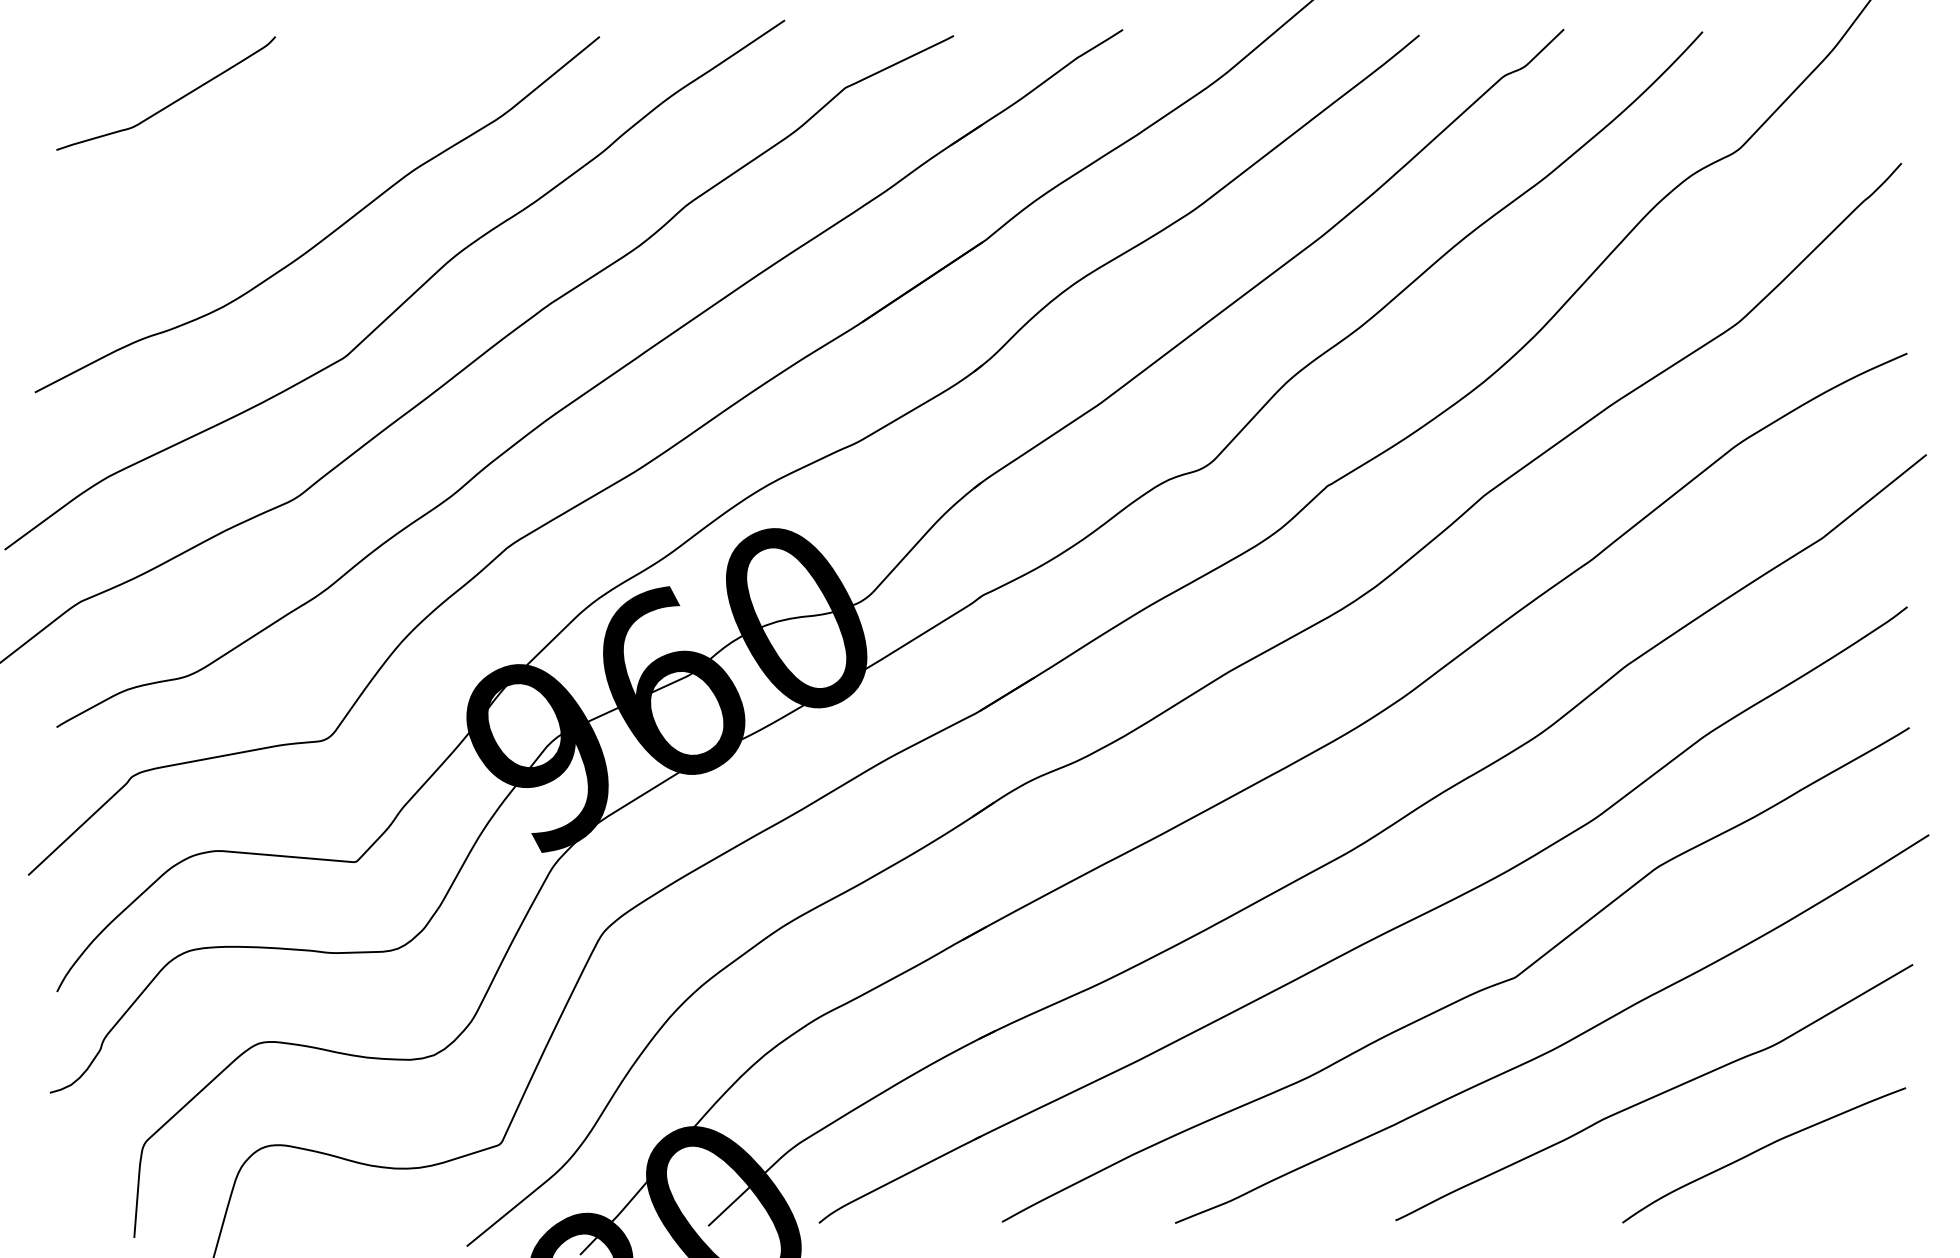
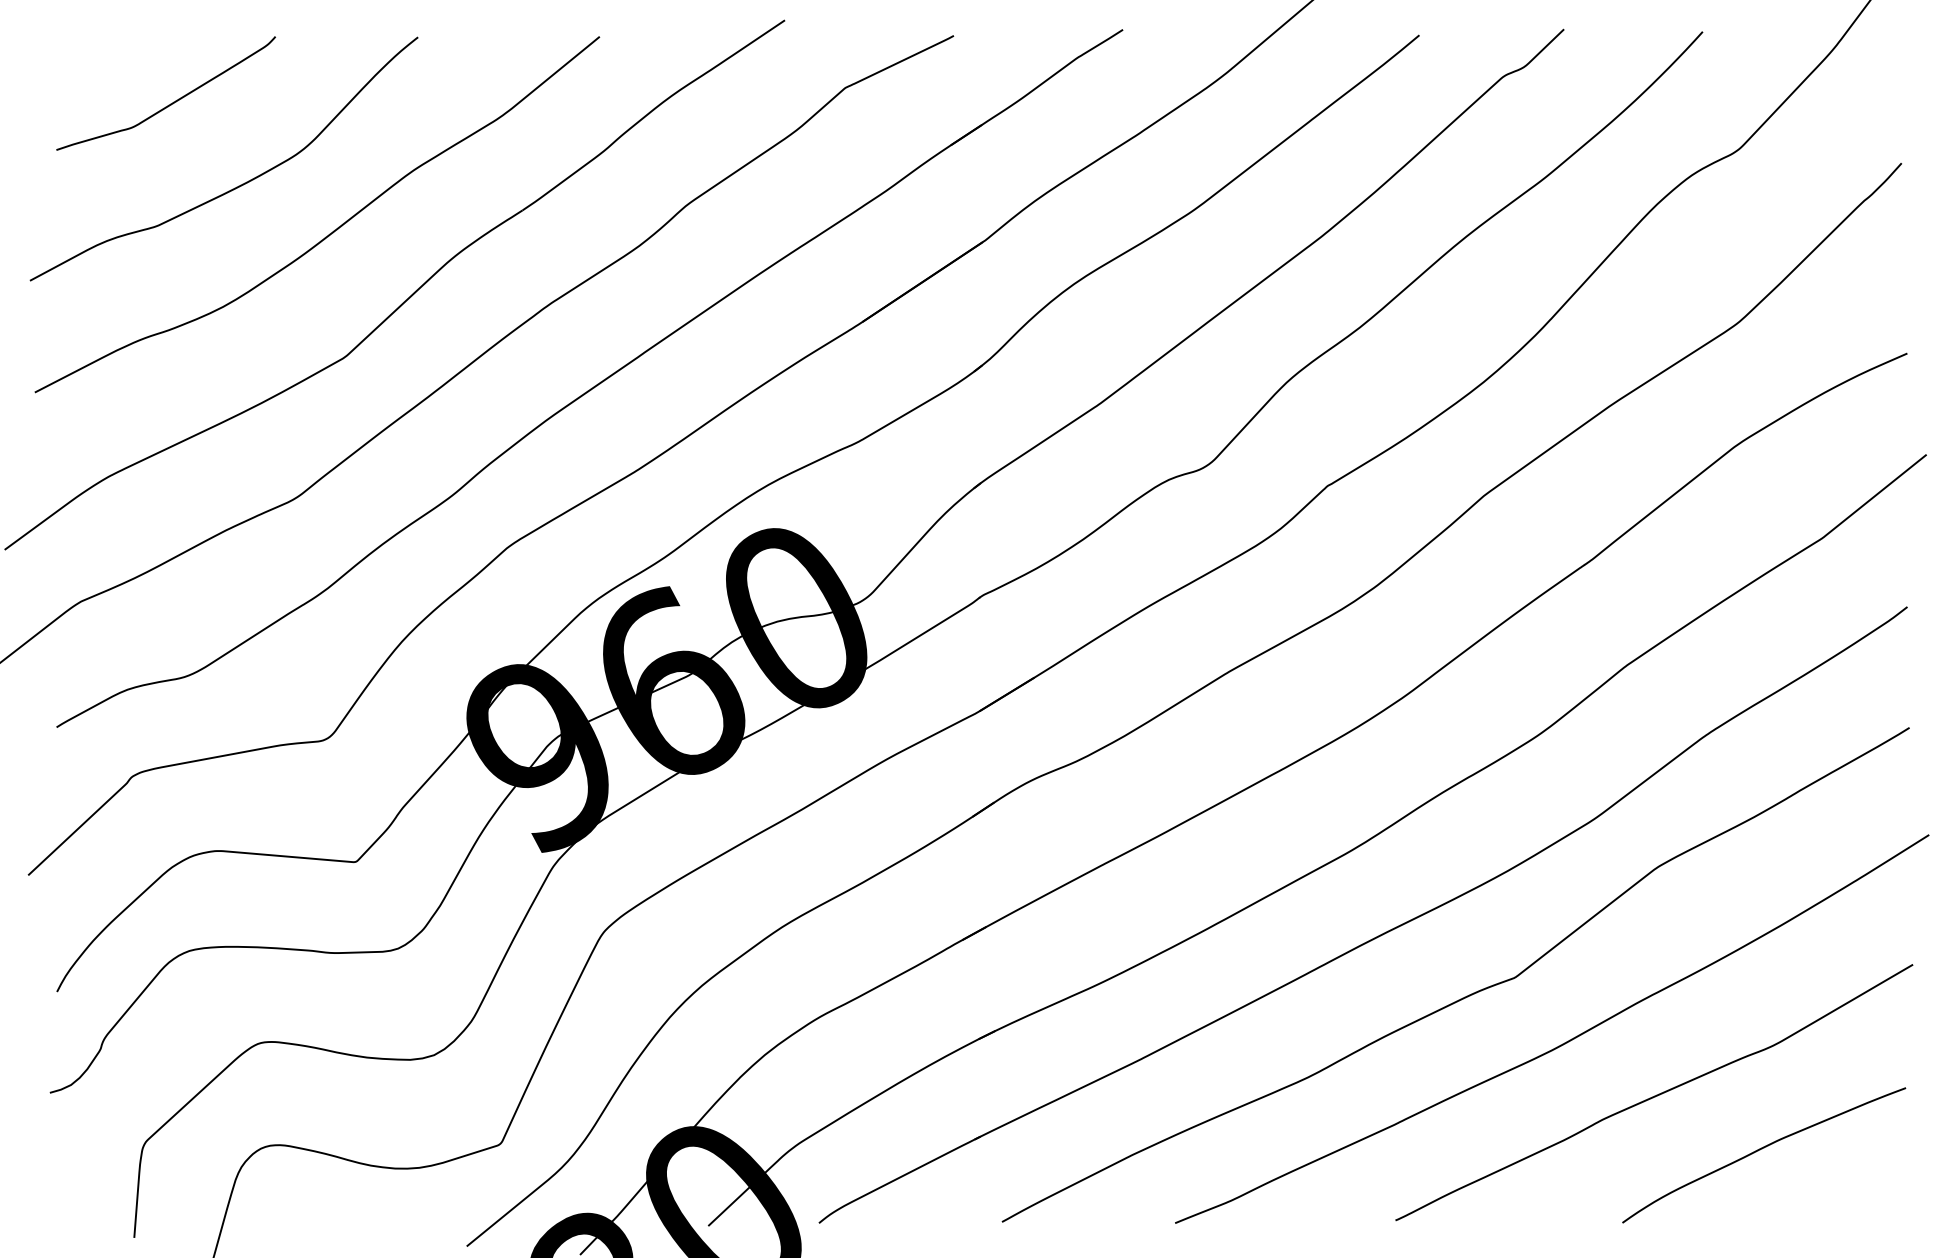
curve: none -> present (236, 186)
